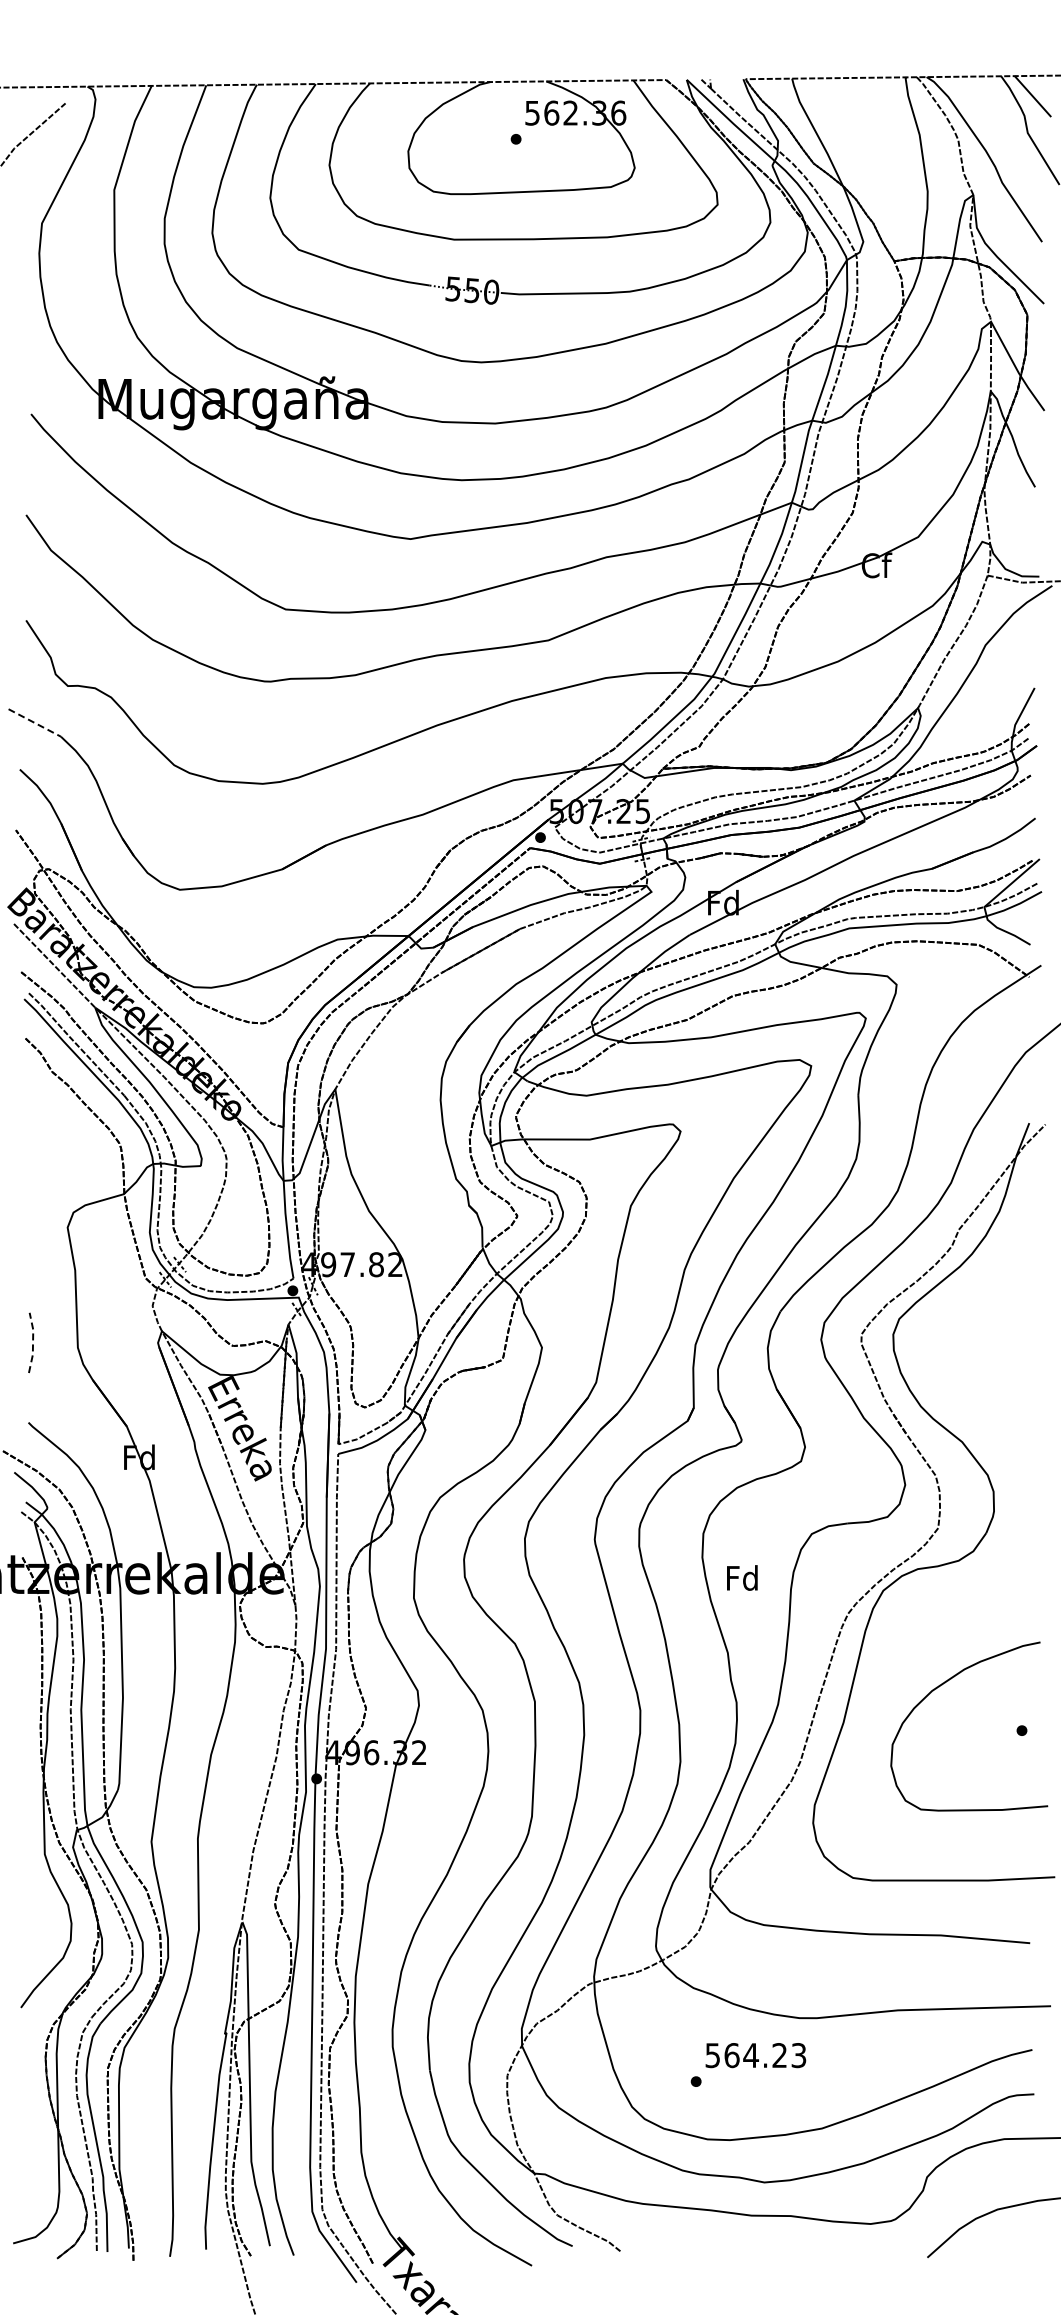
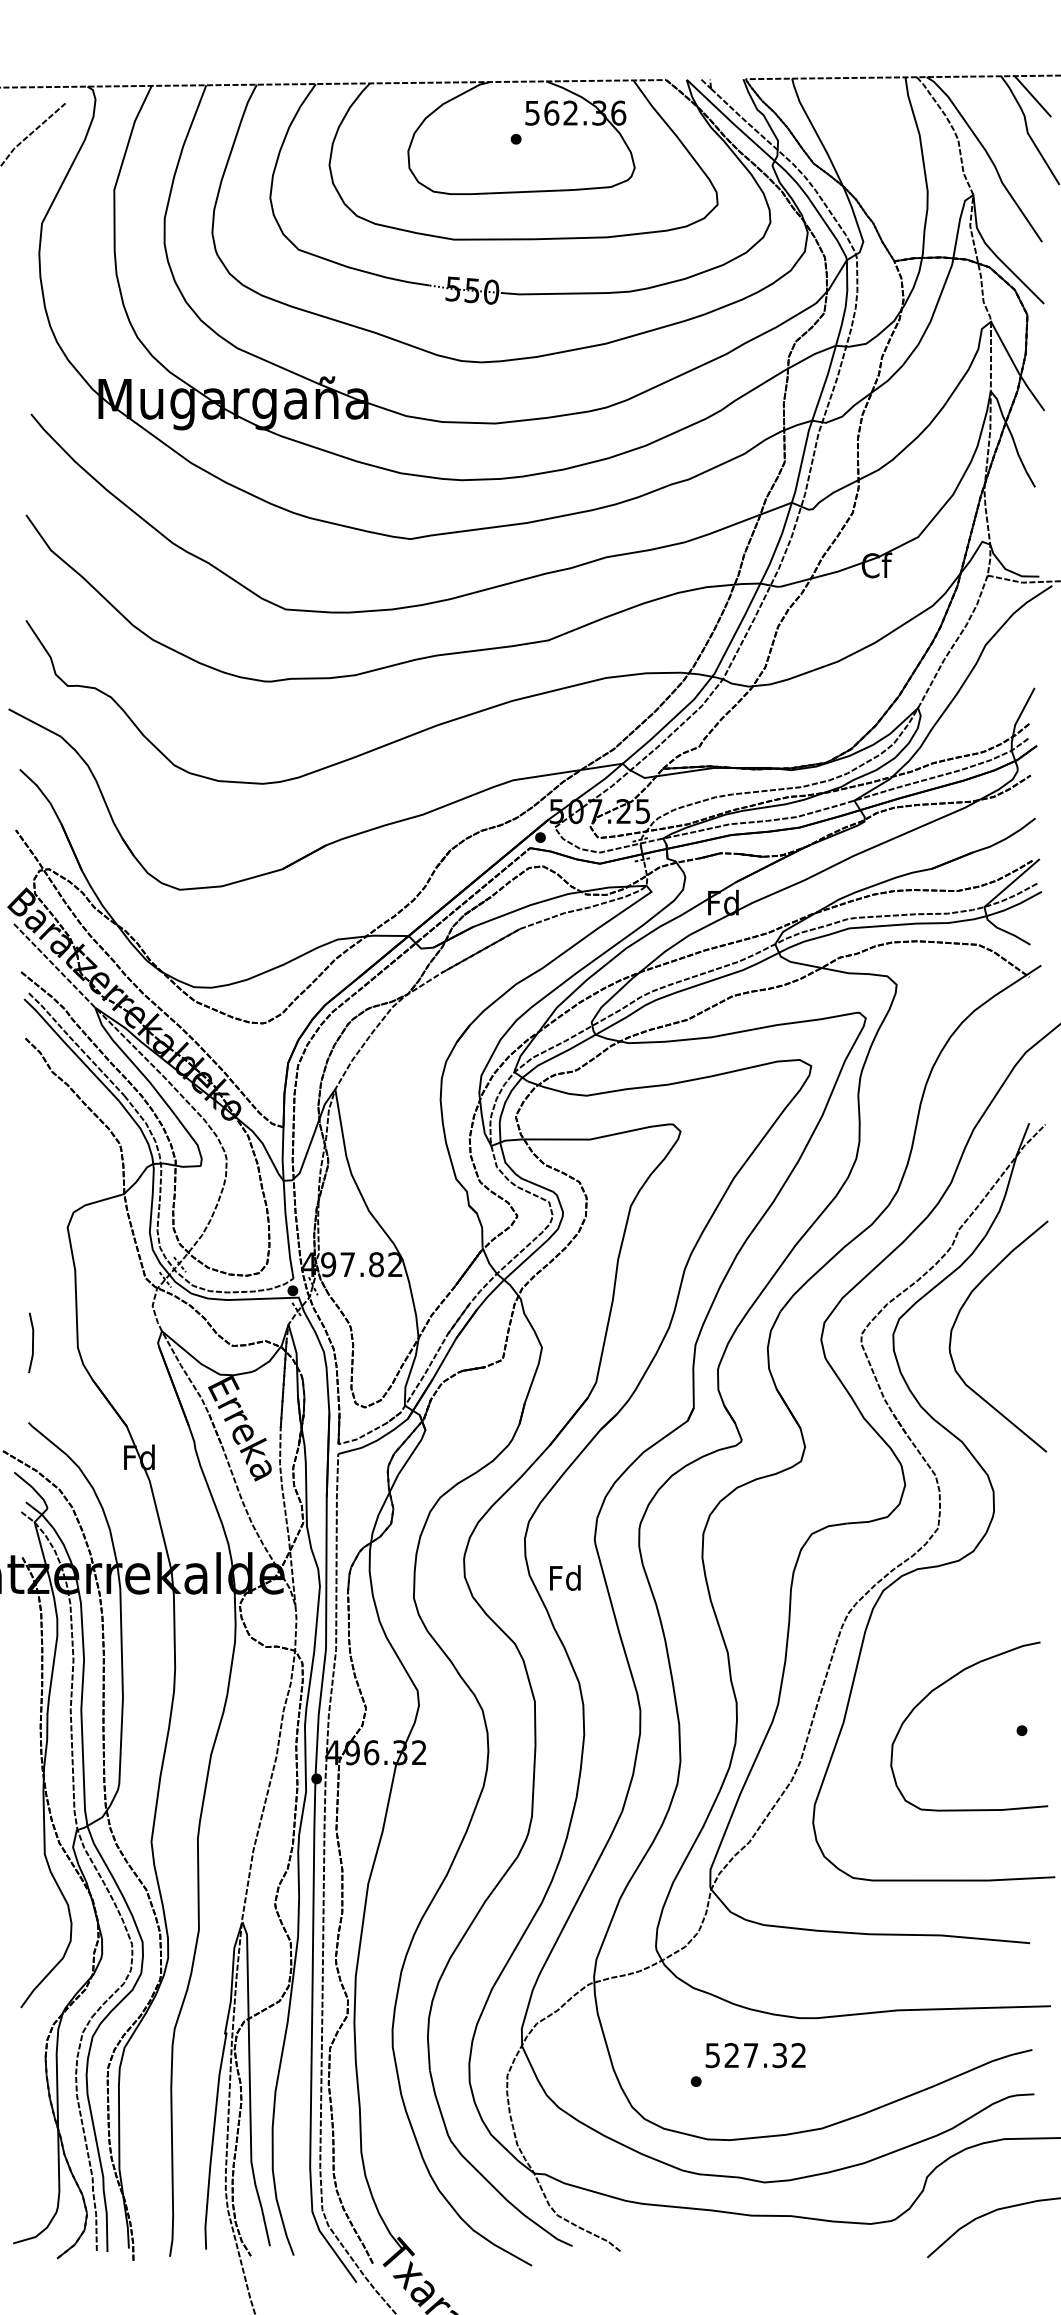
line: dashed -> solid (34, 722)
curve: none -> present (957, 1319)
line: dashed -> solid (33, 1342)
text position: (742, 1577) -> (565, 1577) (565, 1577)
text: 564.23 -> 527.32 (765, 2055)
